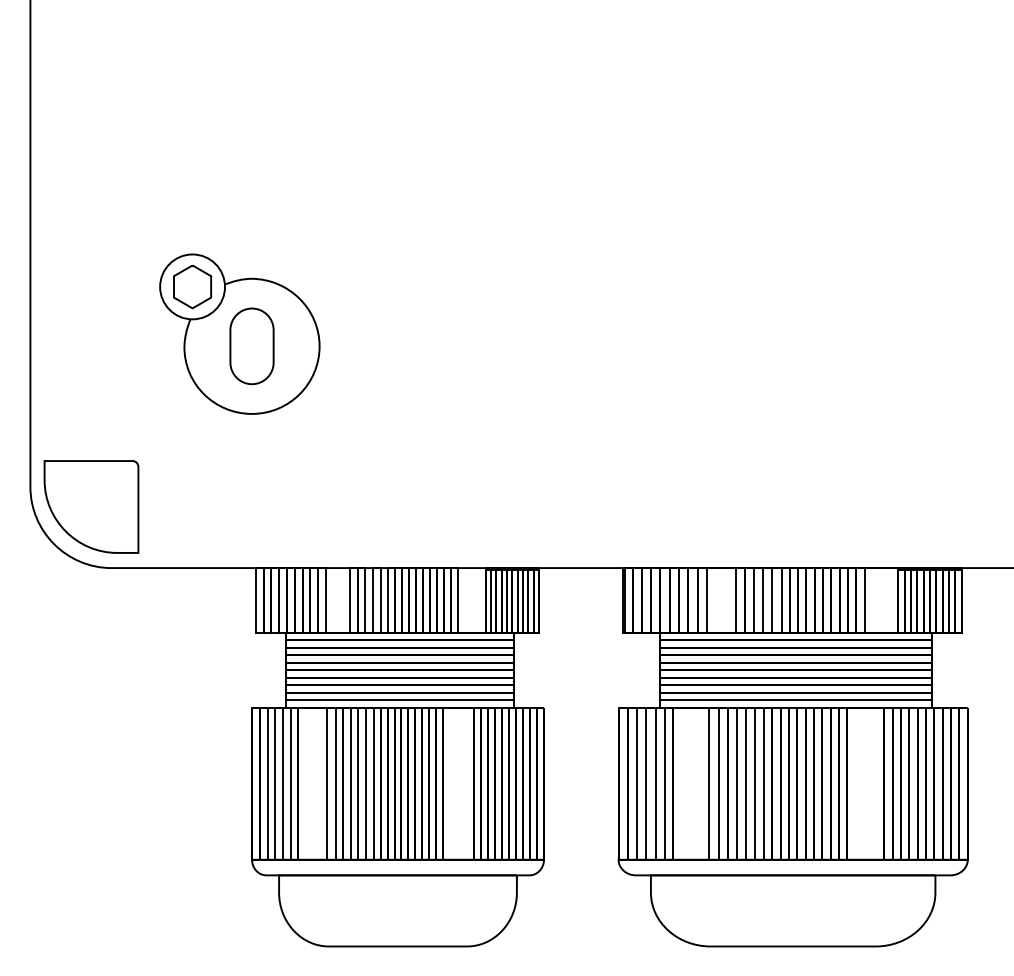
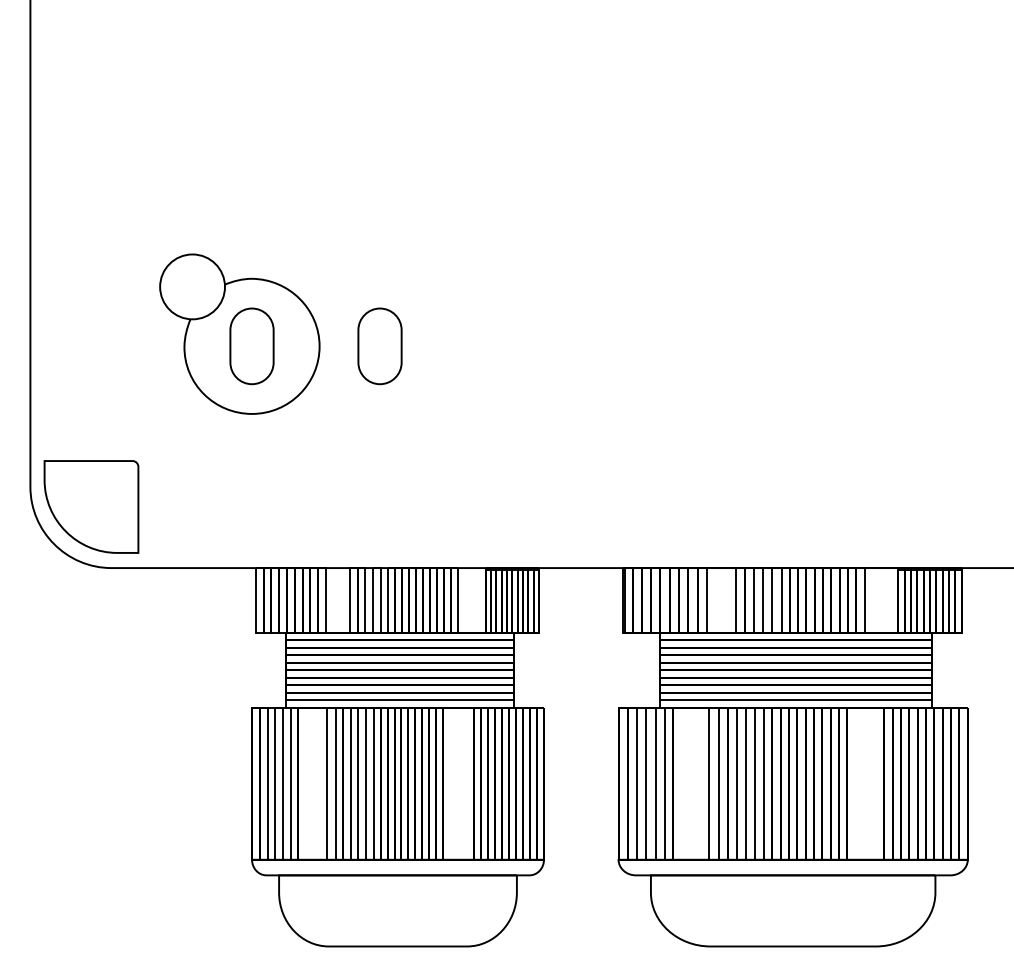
part: present -> none (192, 286)
part: none -> present (379, 346)
